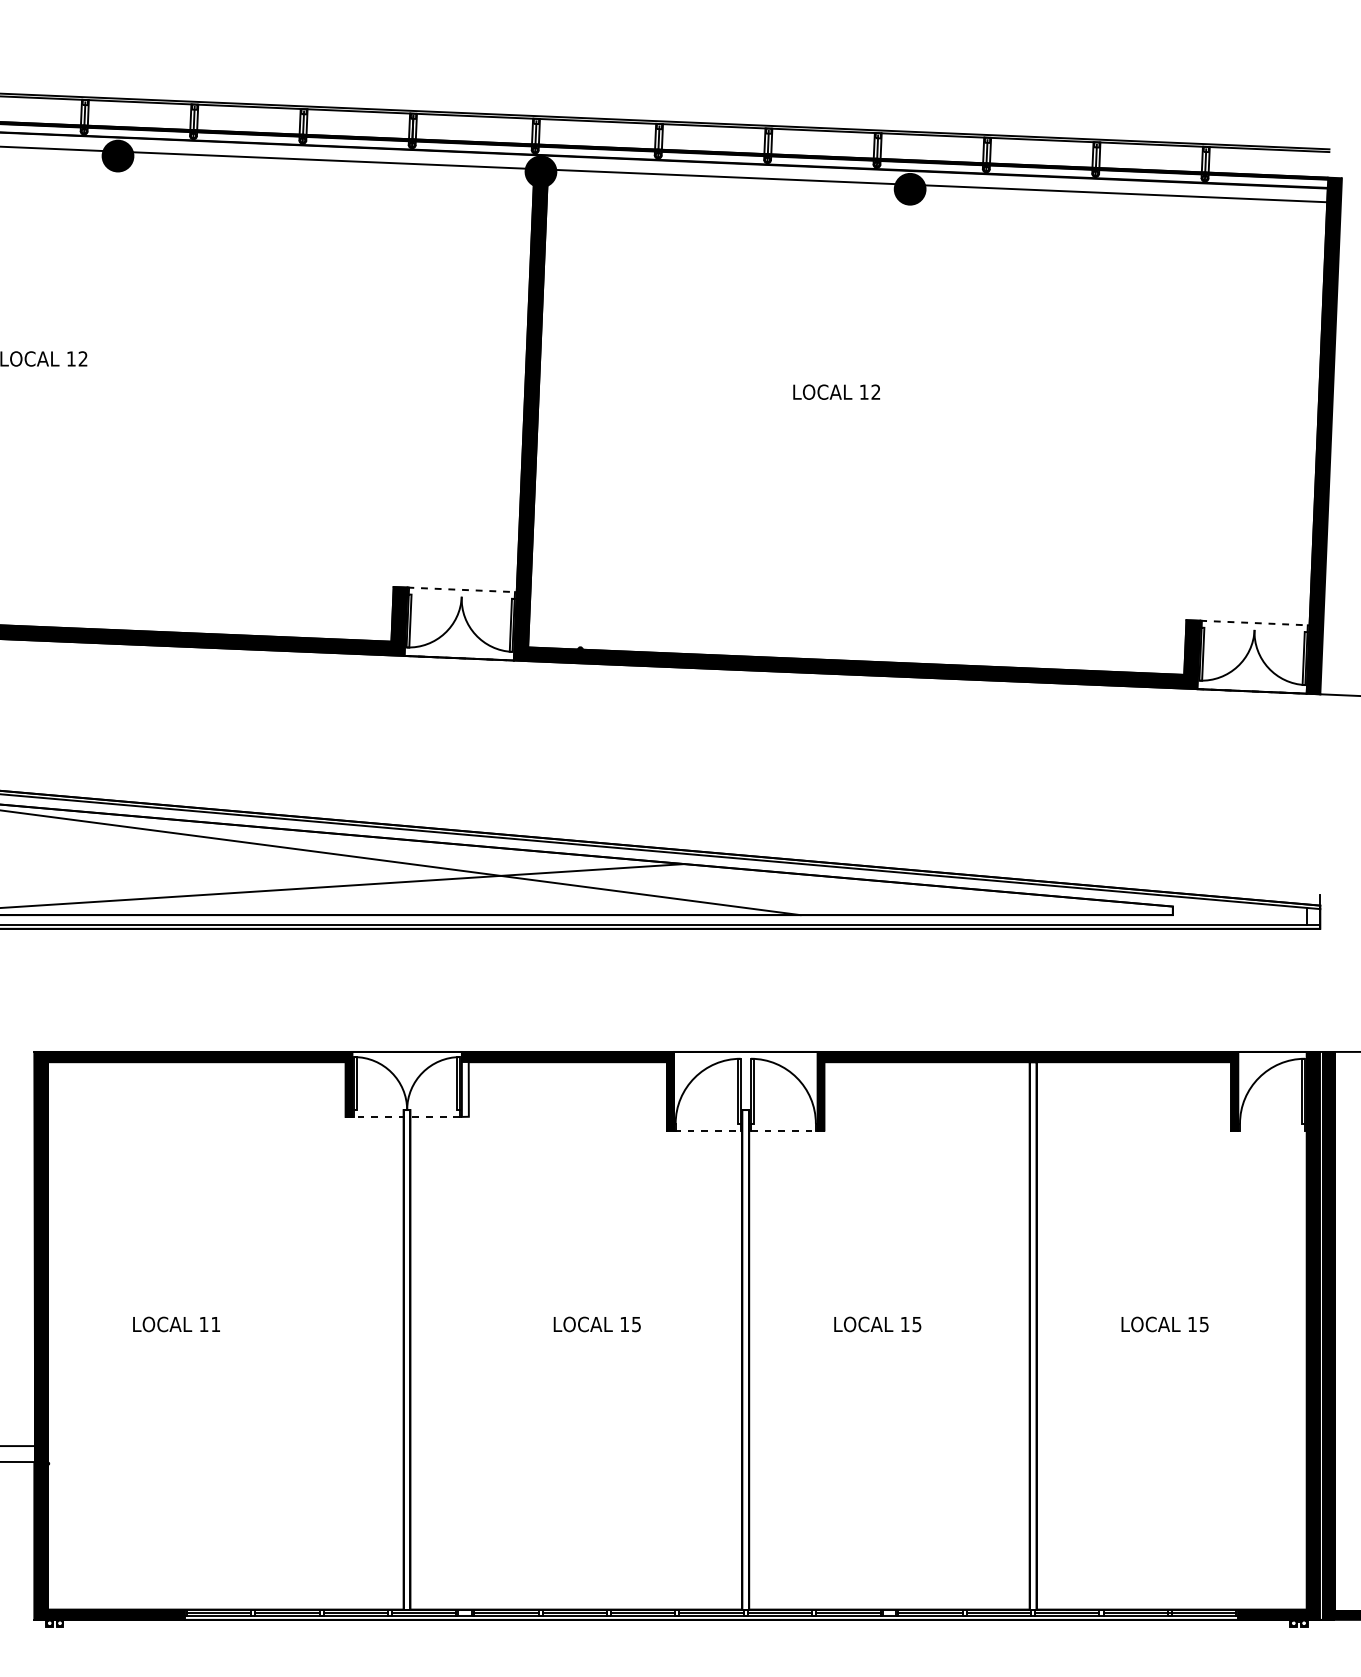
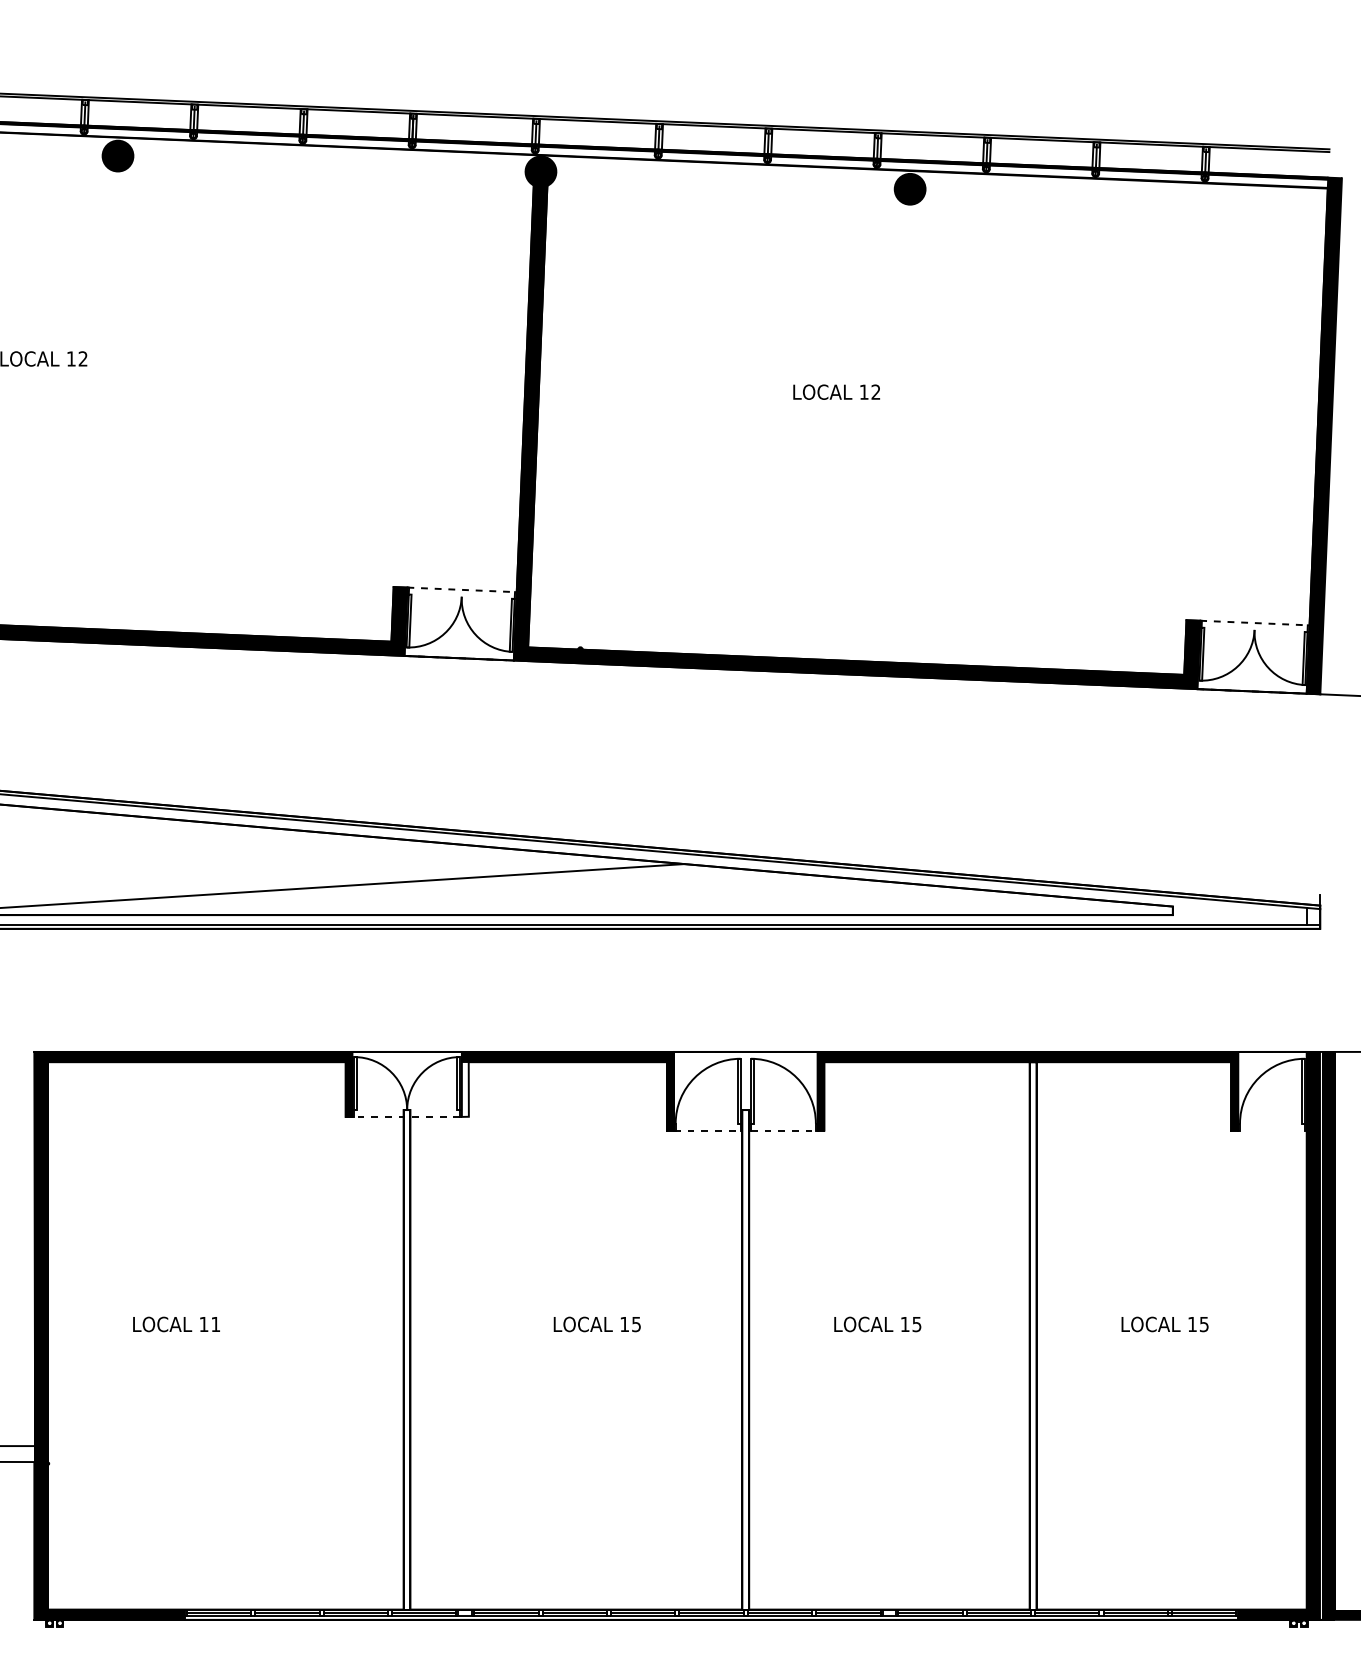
line: present -> none (52, 148)
line: present -> none (513, 168)
line: present -> none (1126, 193)
line: present -> none (401, 862)
